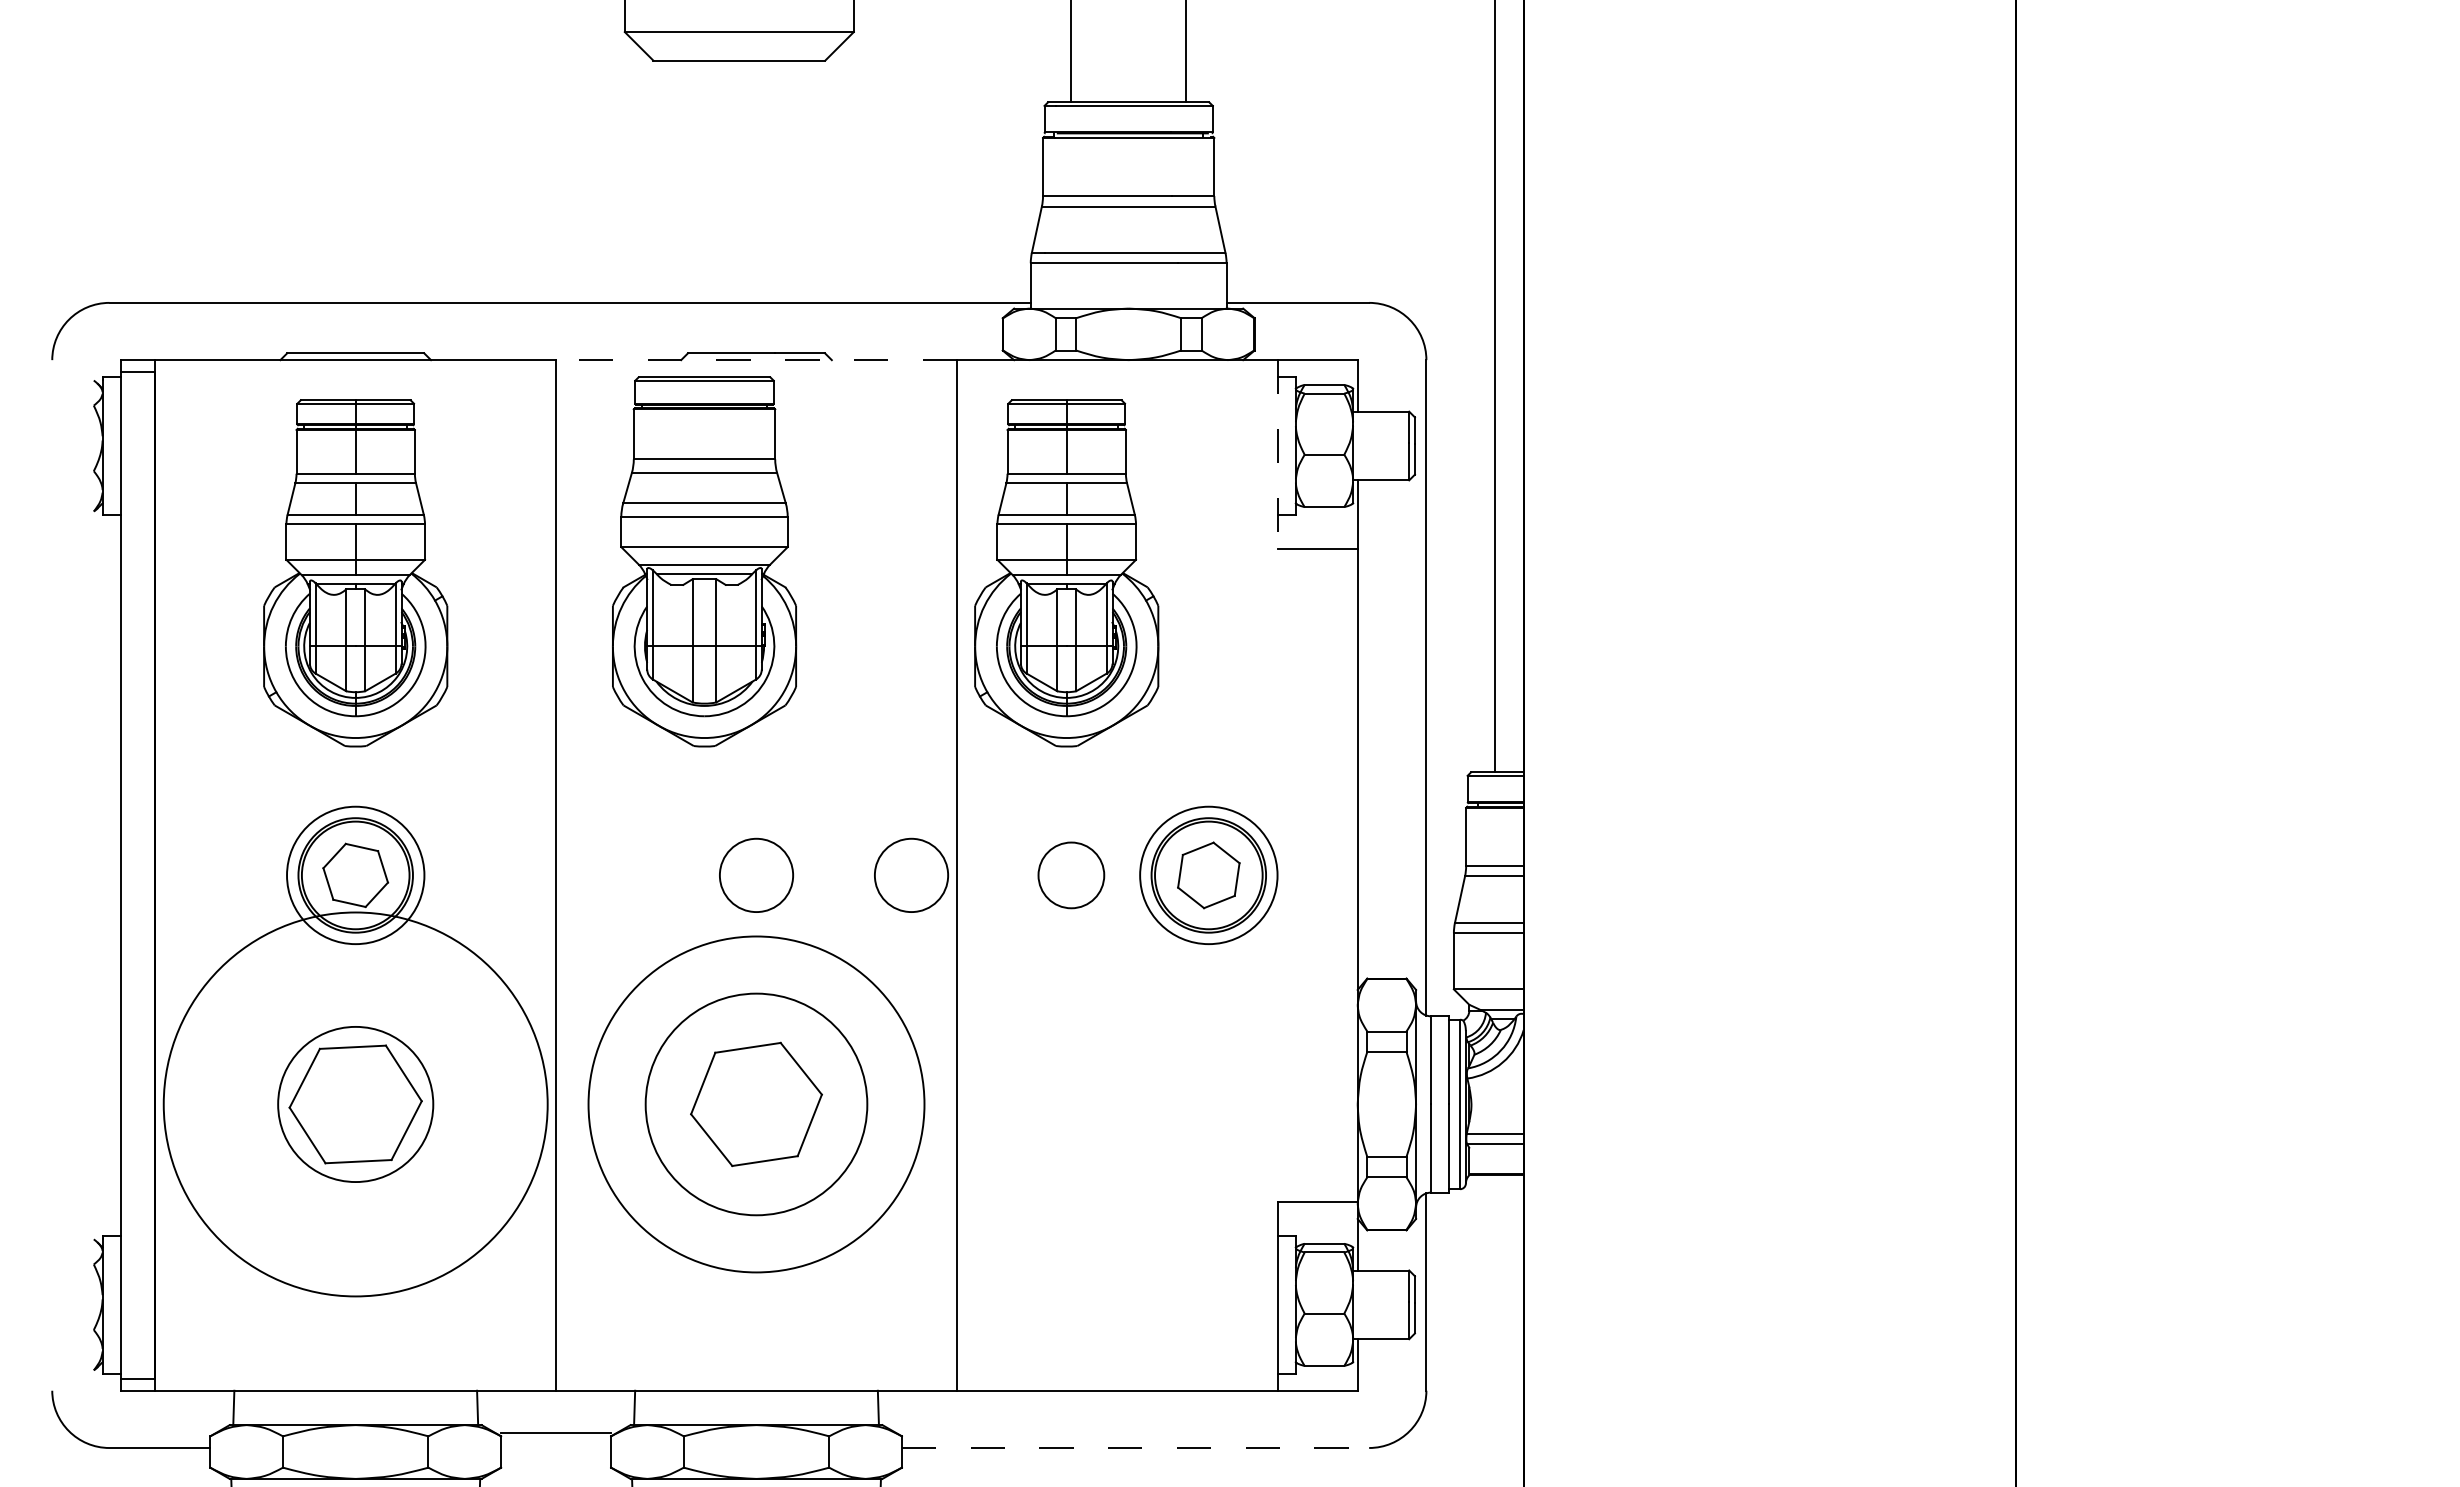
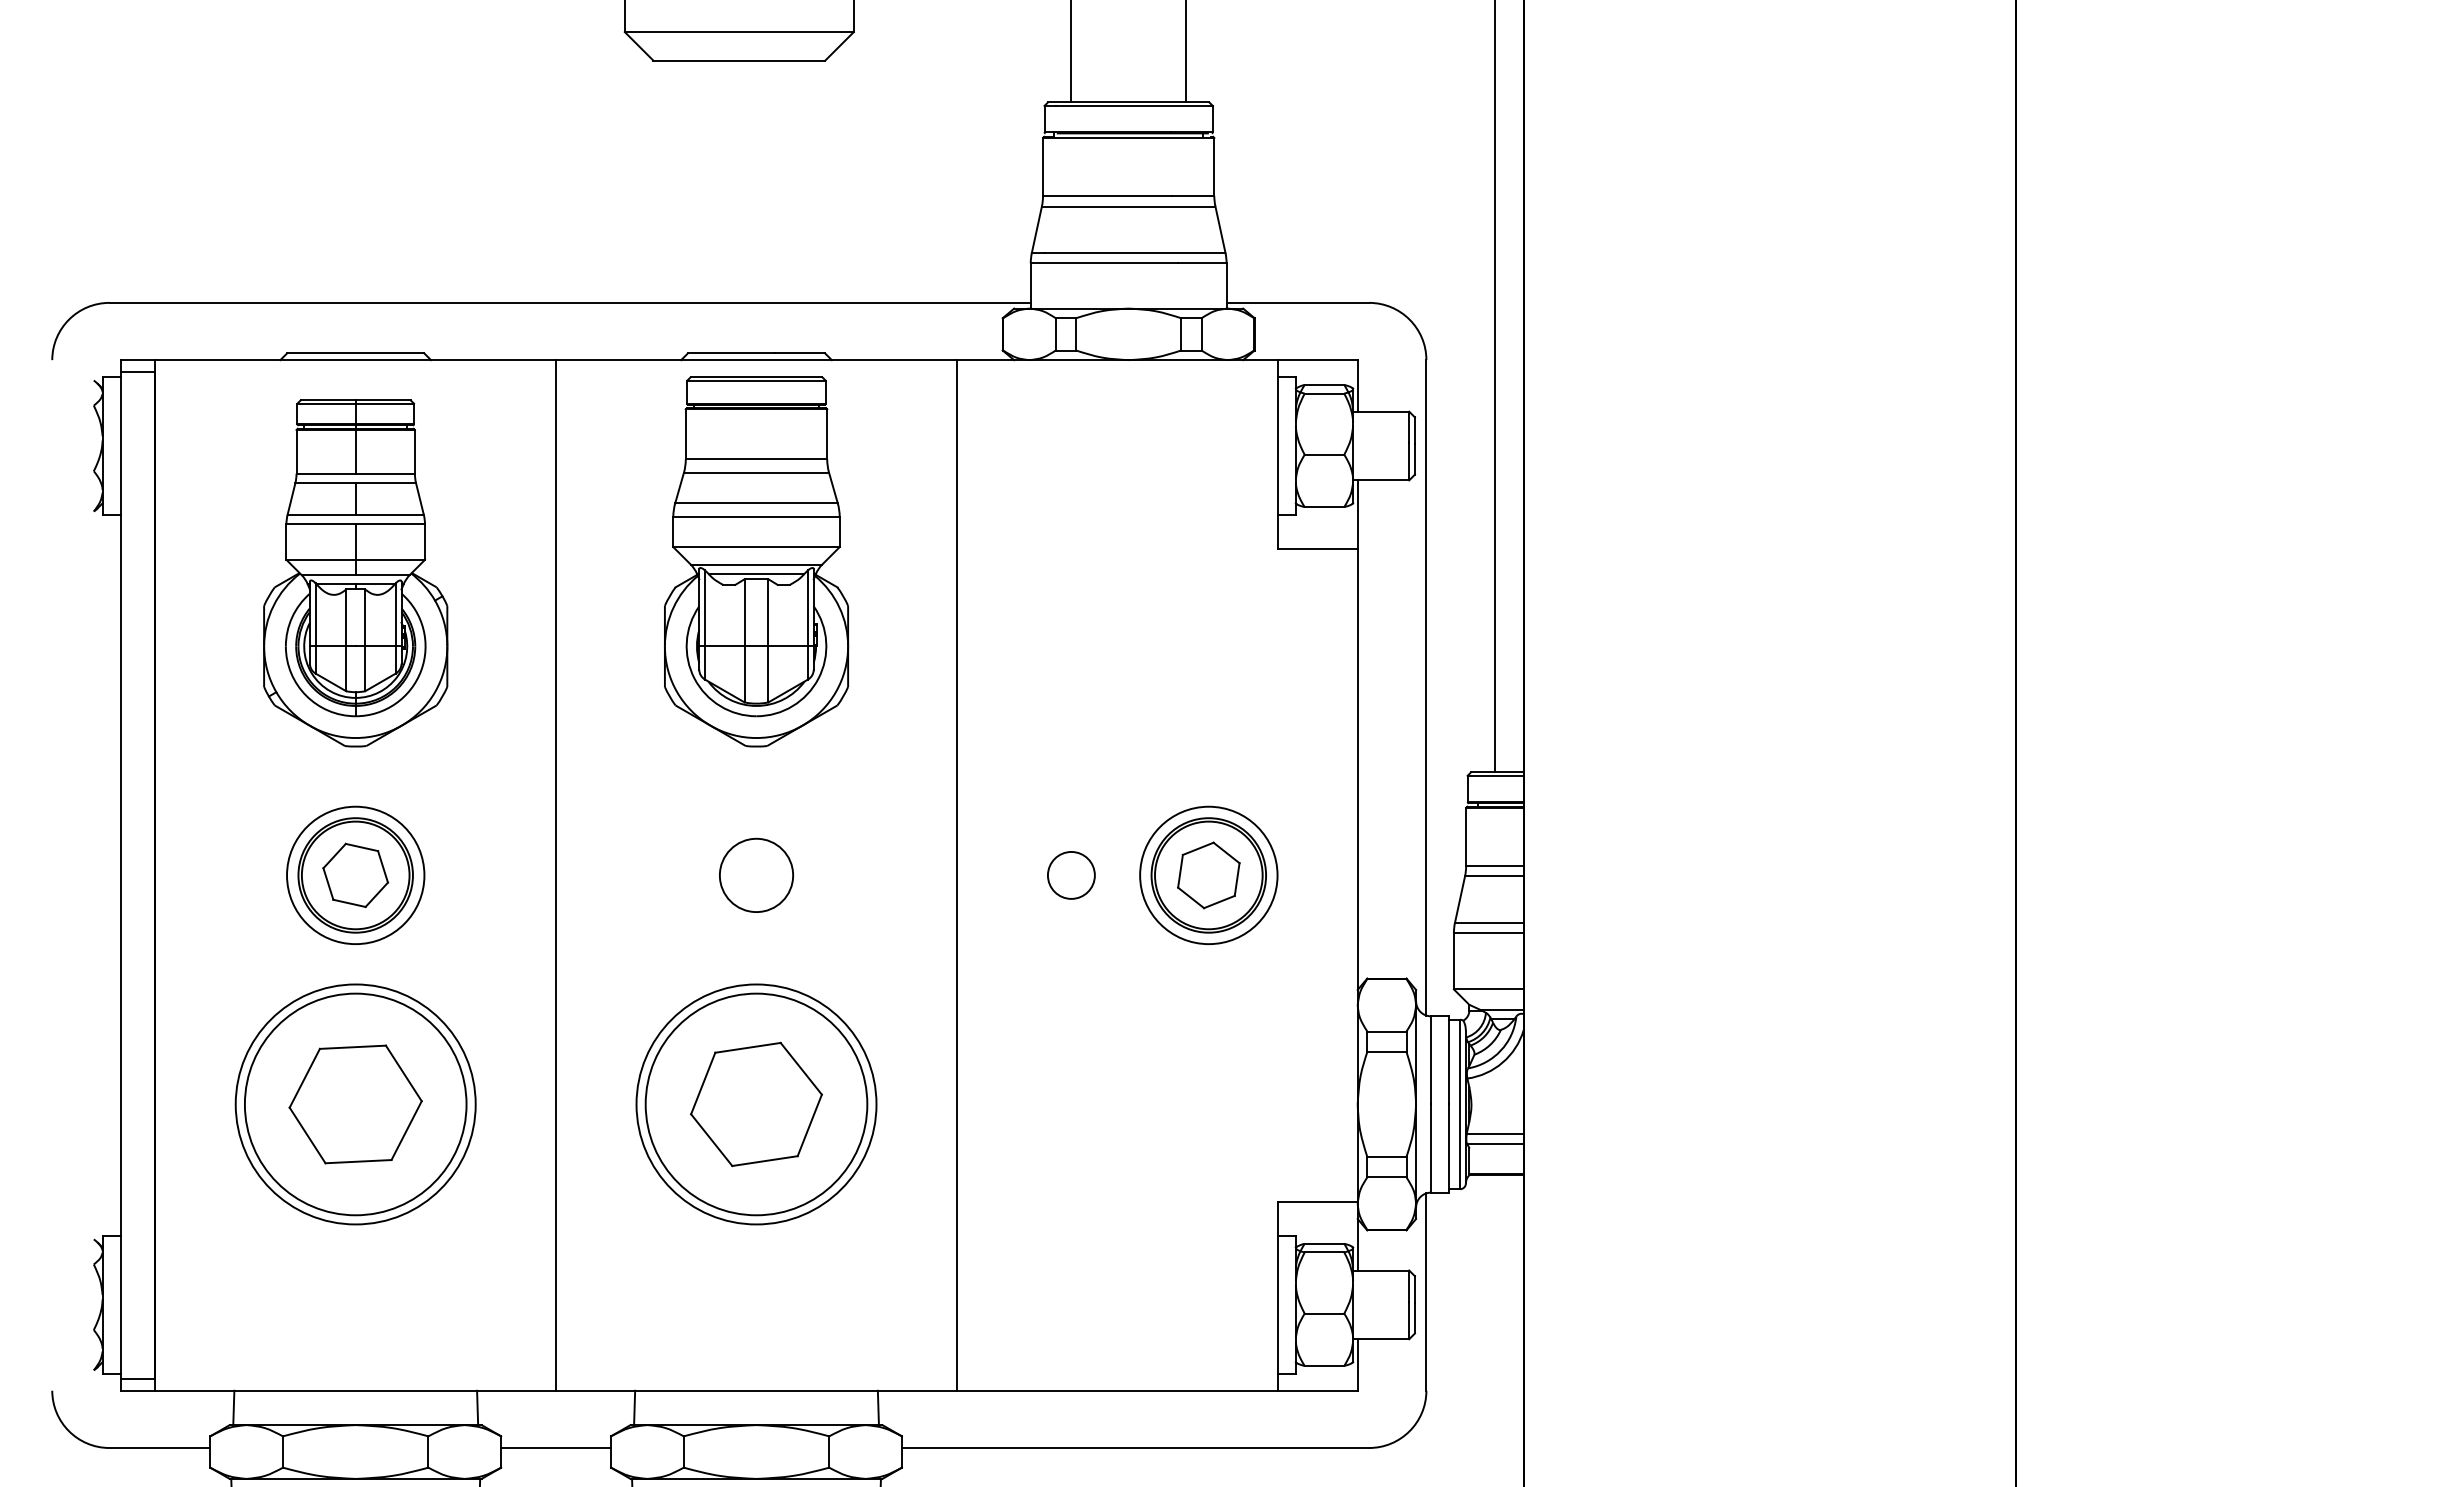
line: dashed -> solid (756, 360)
line: dashed -> solid (1277, 455)
part position: (704, 561) -> (756, 561) (756, 561)
part: present -> none (1066, 573)
circle: present -> none (911, 874)
circle size: 69x69 px -> 49x49 px (1071, 875)
circle diameter: 155 px -> 222 px (355, 1104)
circle diameter: 384 px -> 240 px (355, 1104)
circle diameter: 336 px -> 240 px (756, 1104)
line position: (556, 1433) -> (556, 1448) (556, 1448)
line: dashed -> solid (1135, 1448)
